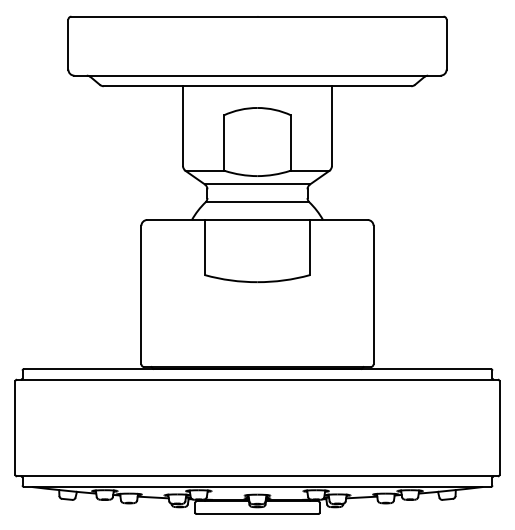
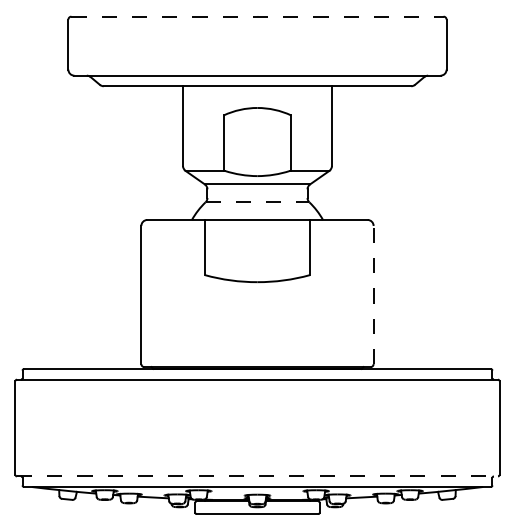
line: solid -> dashed (258, 16)
line: solid -> dashed (257, 202)
line: solid -> dashed (373, 294)
line: solid -> dashed (257, 476)
